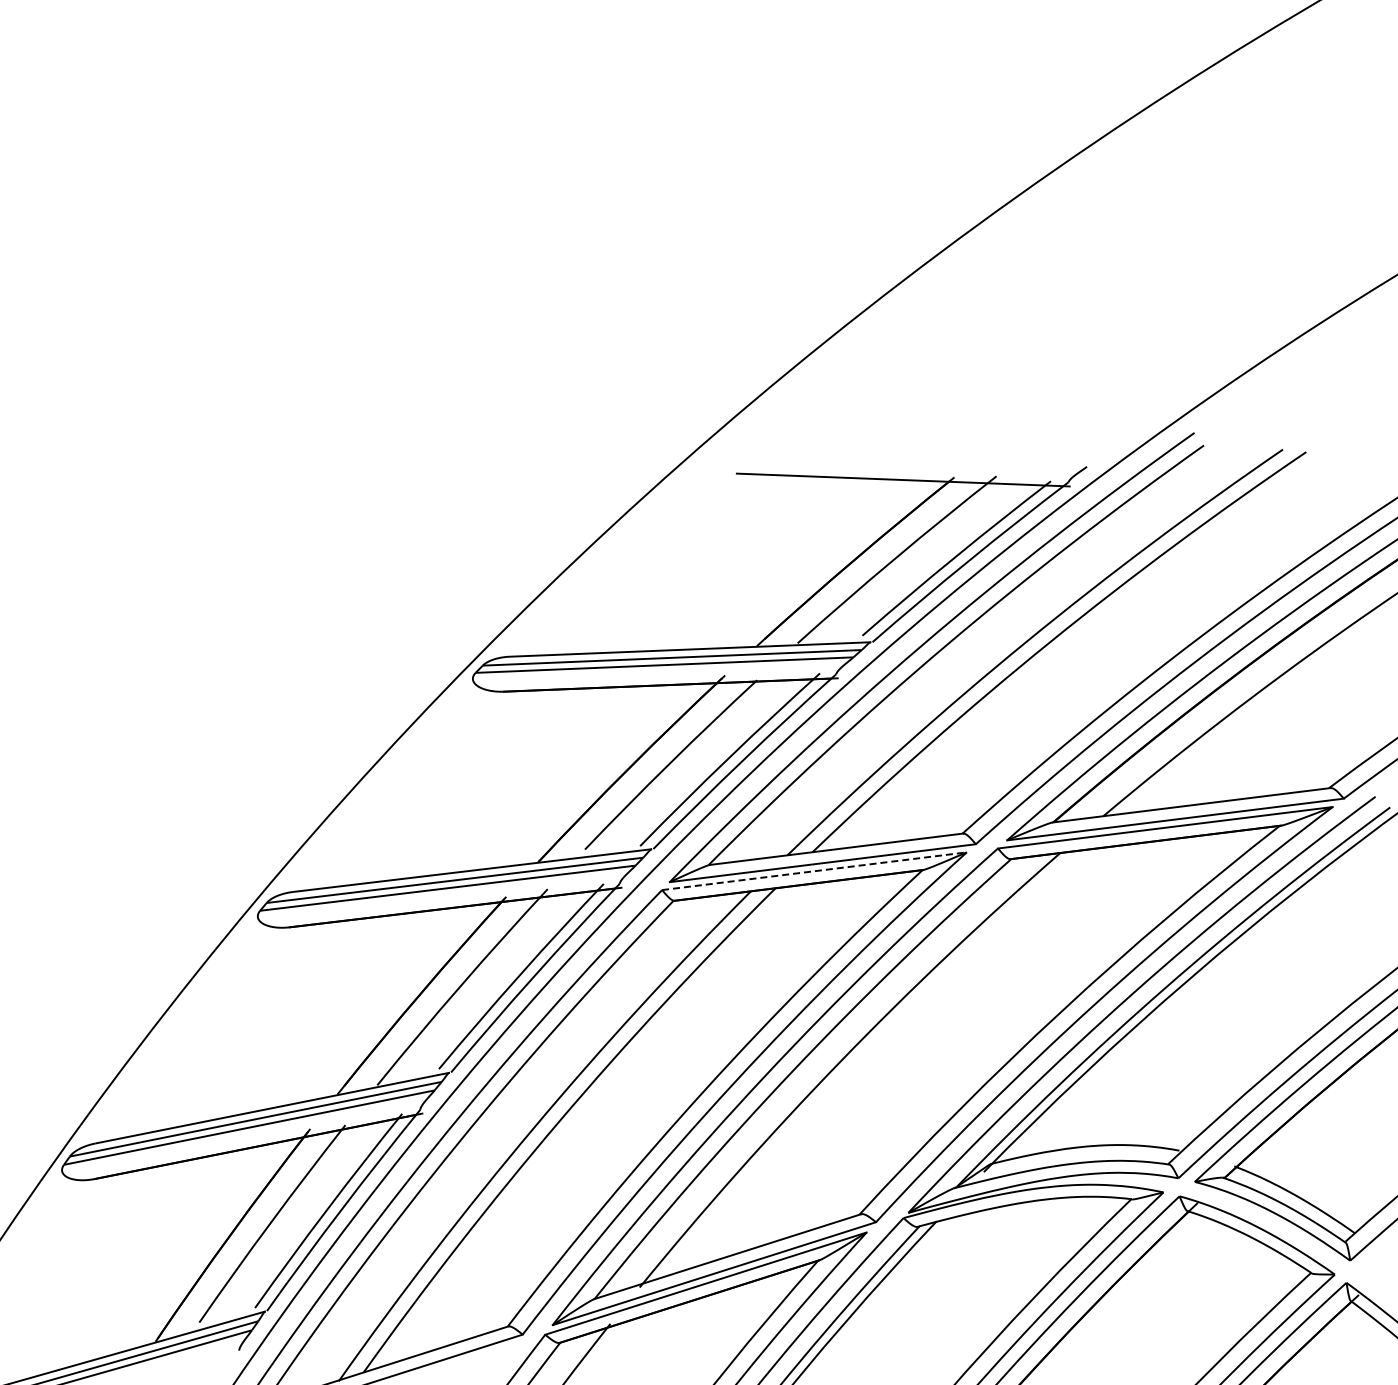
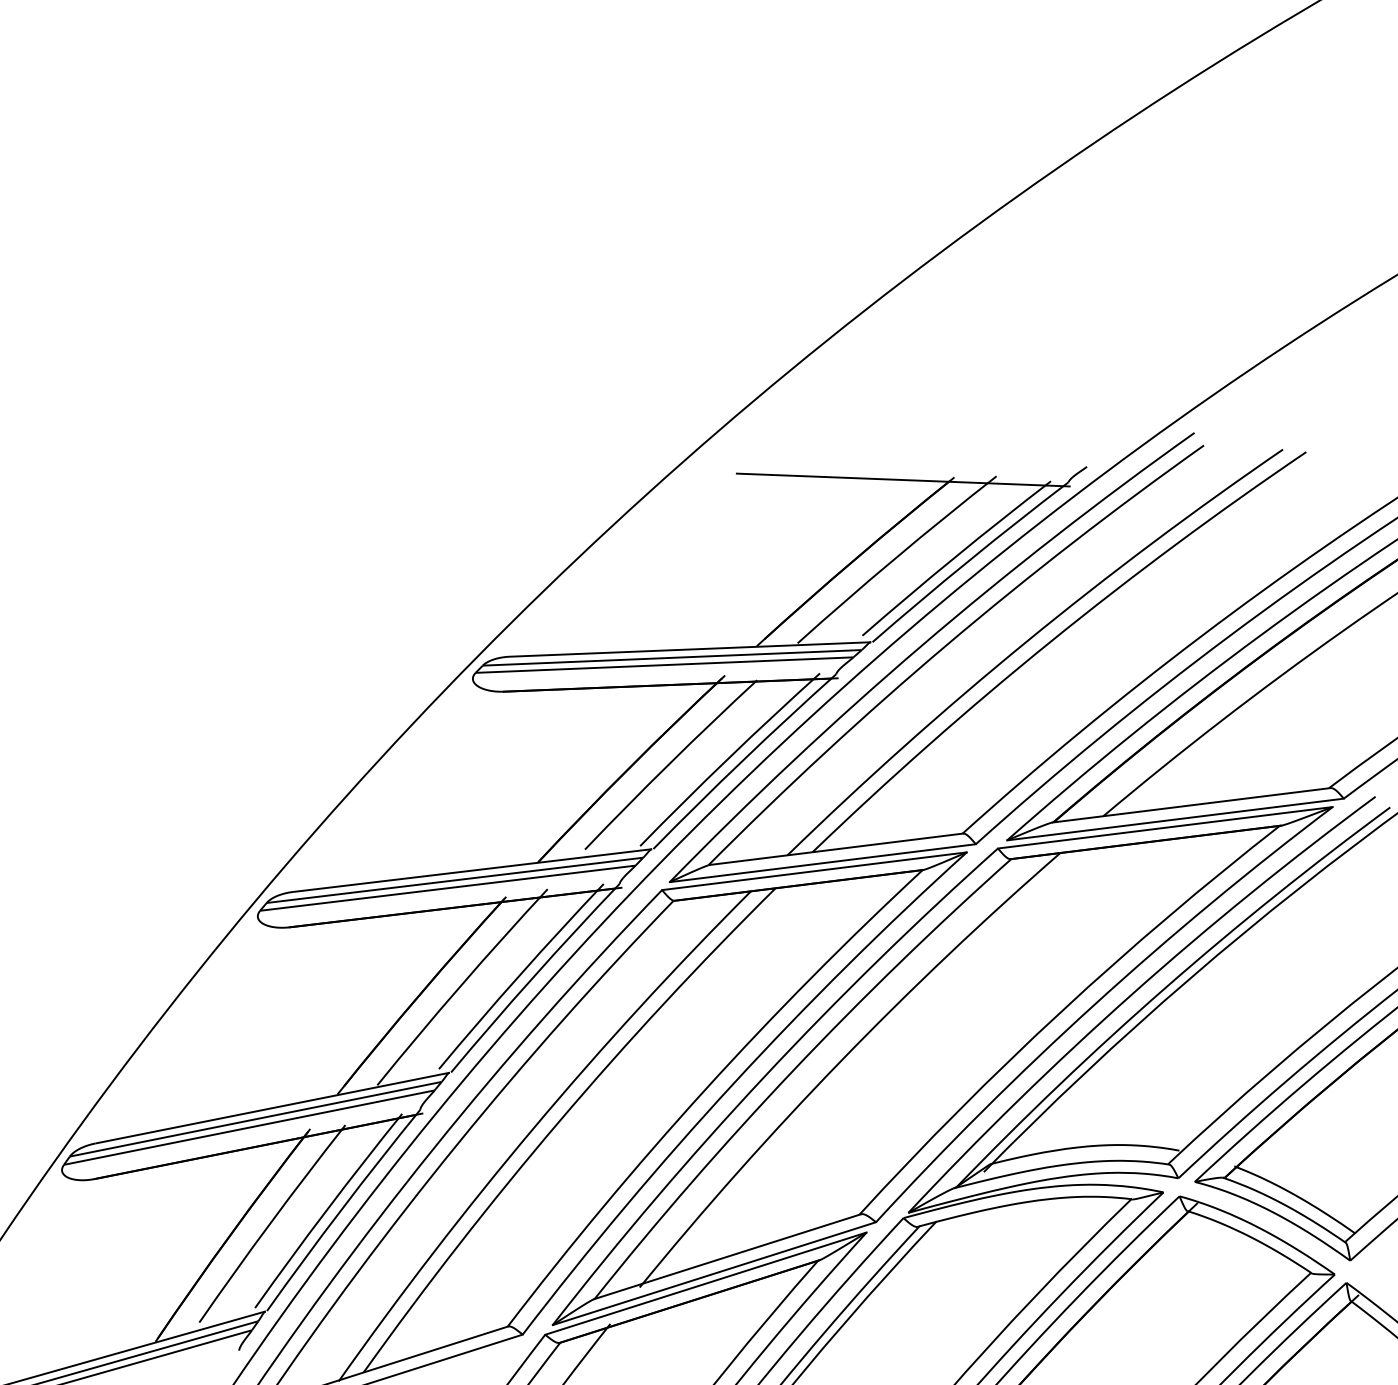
line: dashed -> solid (814, 871)
